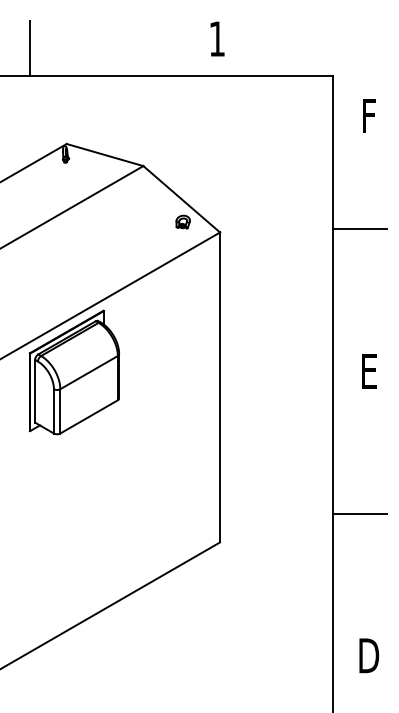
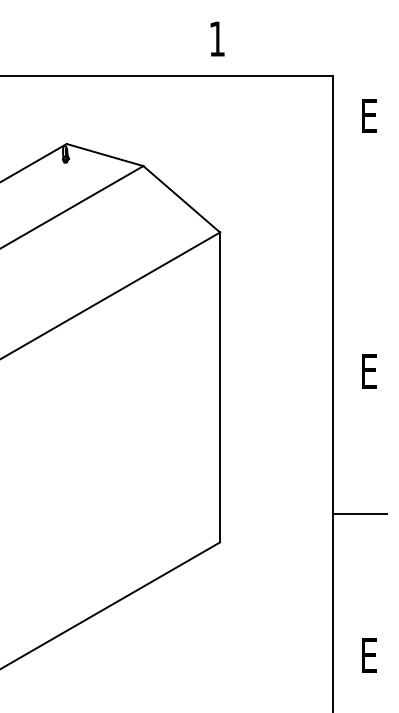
line: present -> none (30, 48)
text: F -> E (369, 115)
part: present -> none (182, 221)
line: present -> none (359, 229)
part: present -> none (73, 372)
text: D -> E (369, 655)
